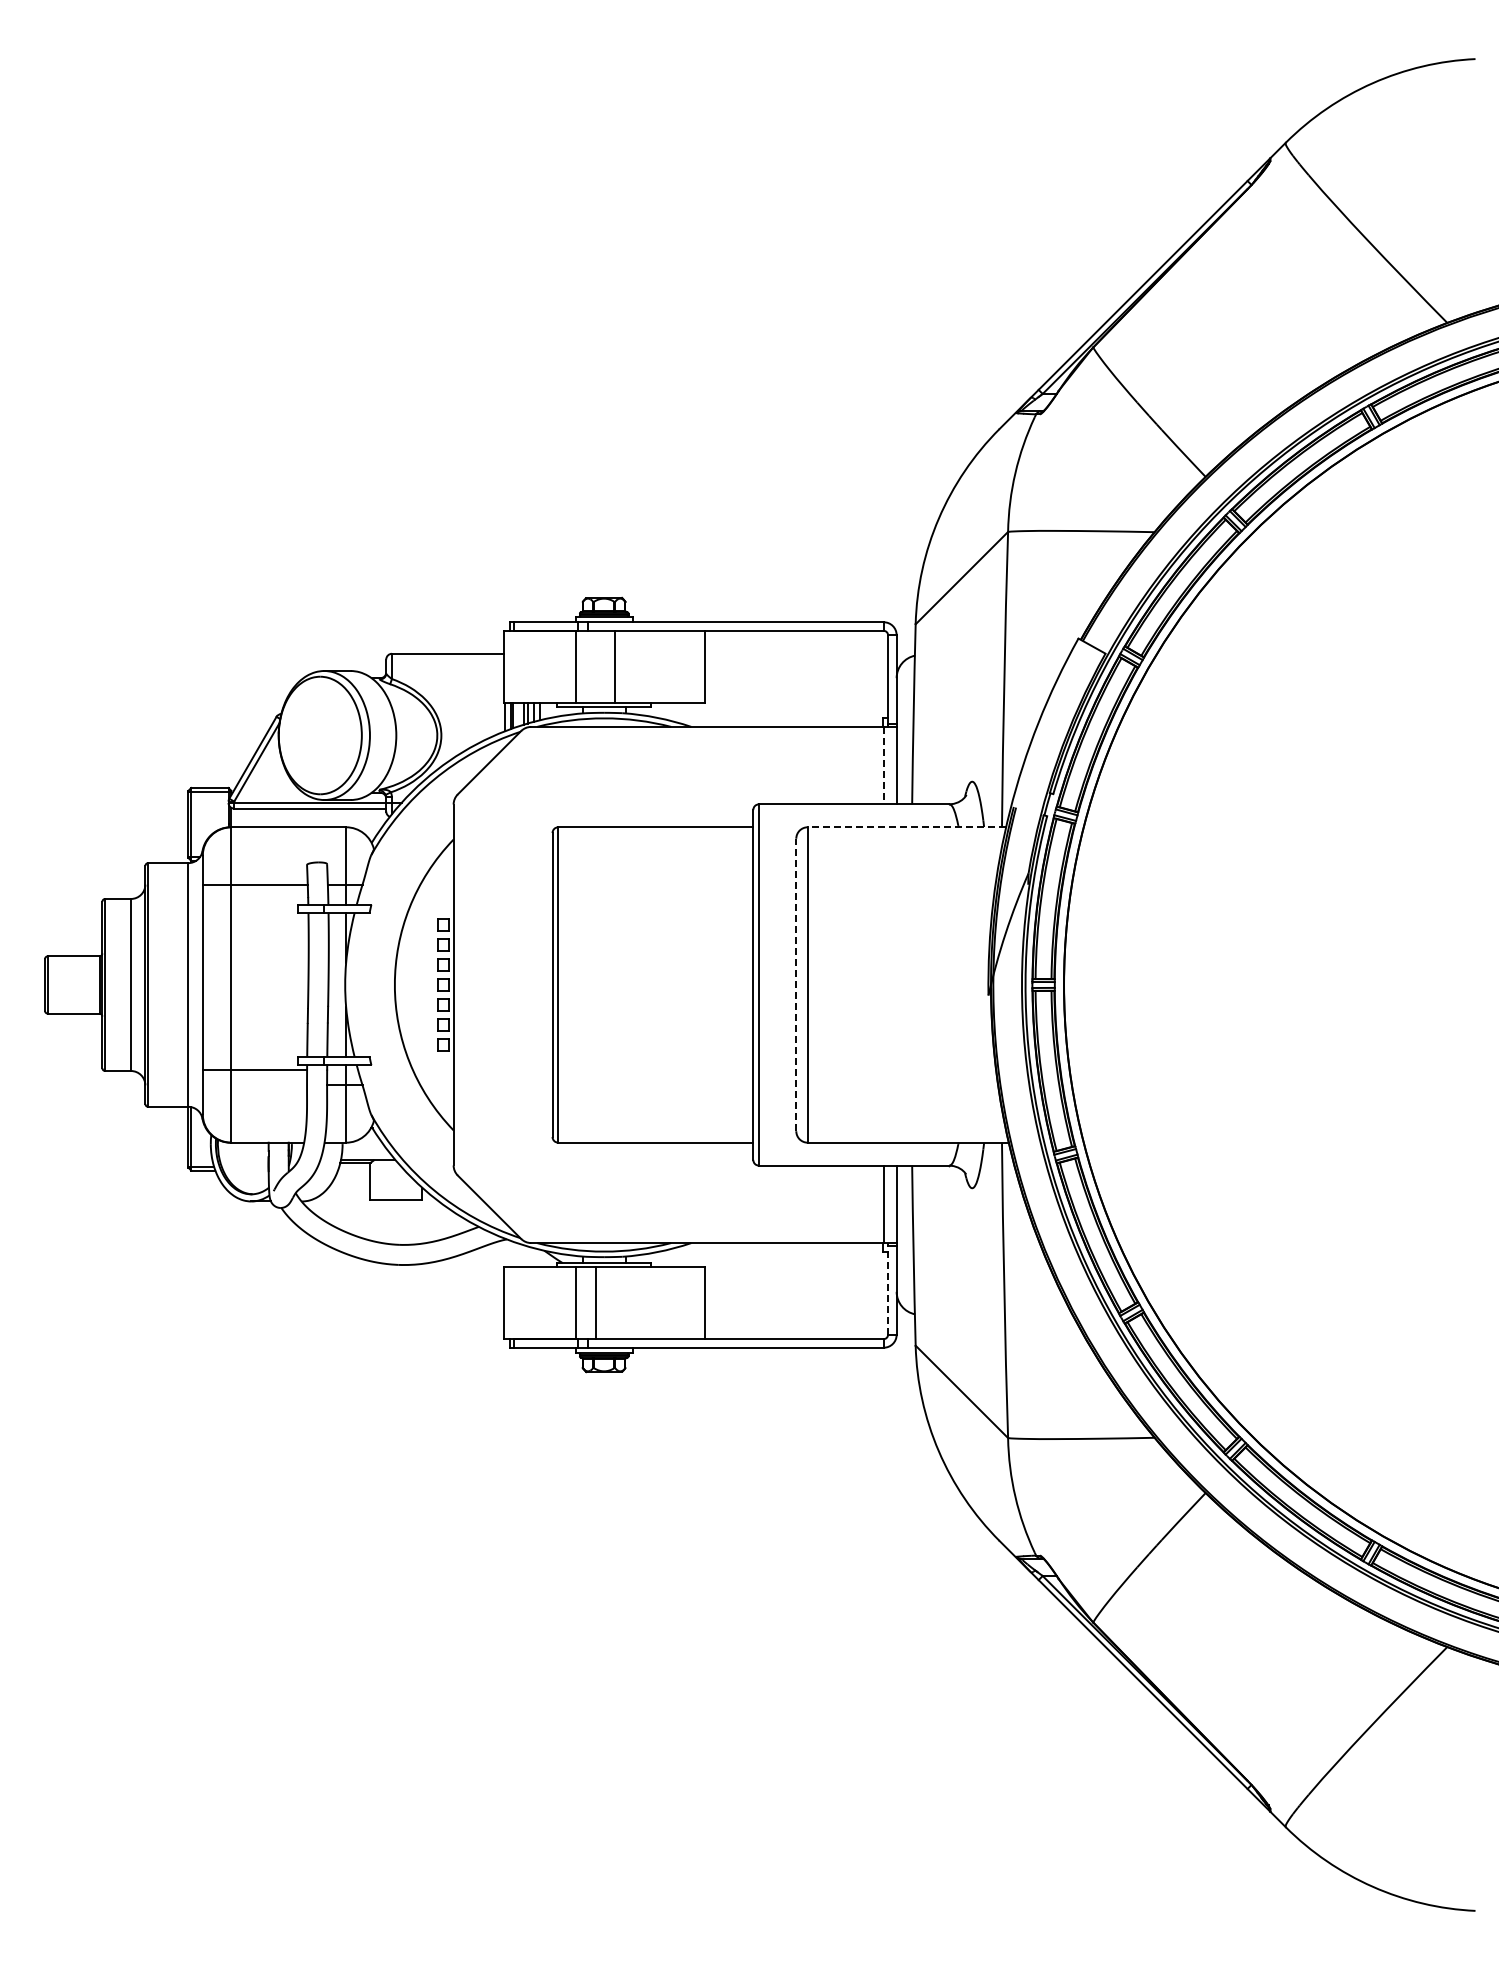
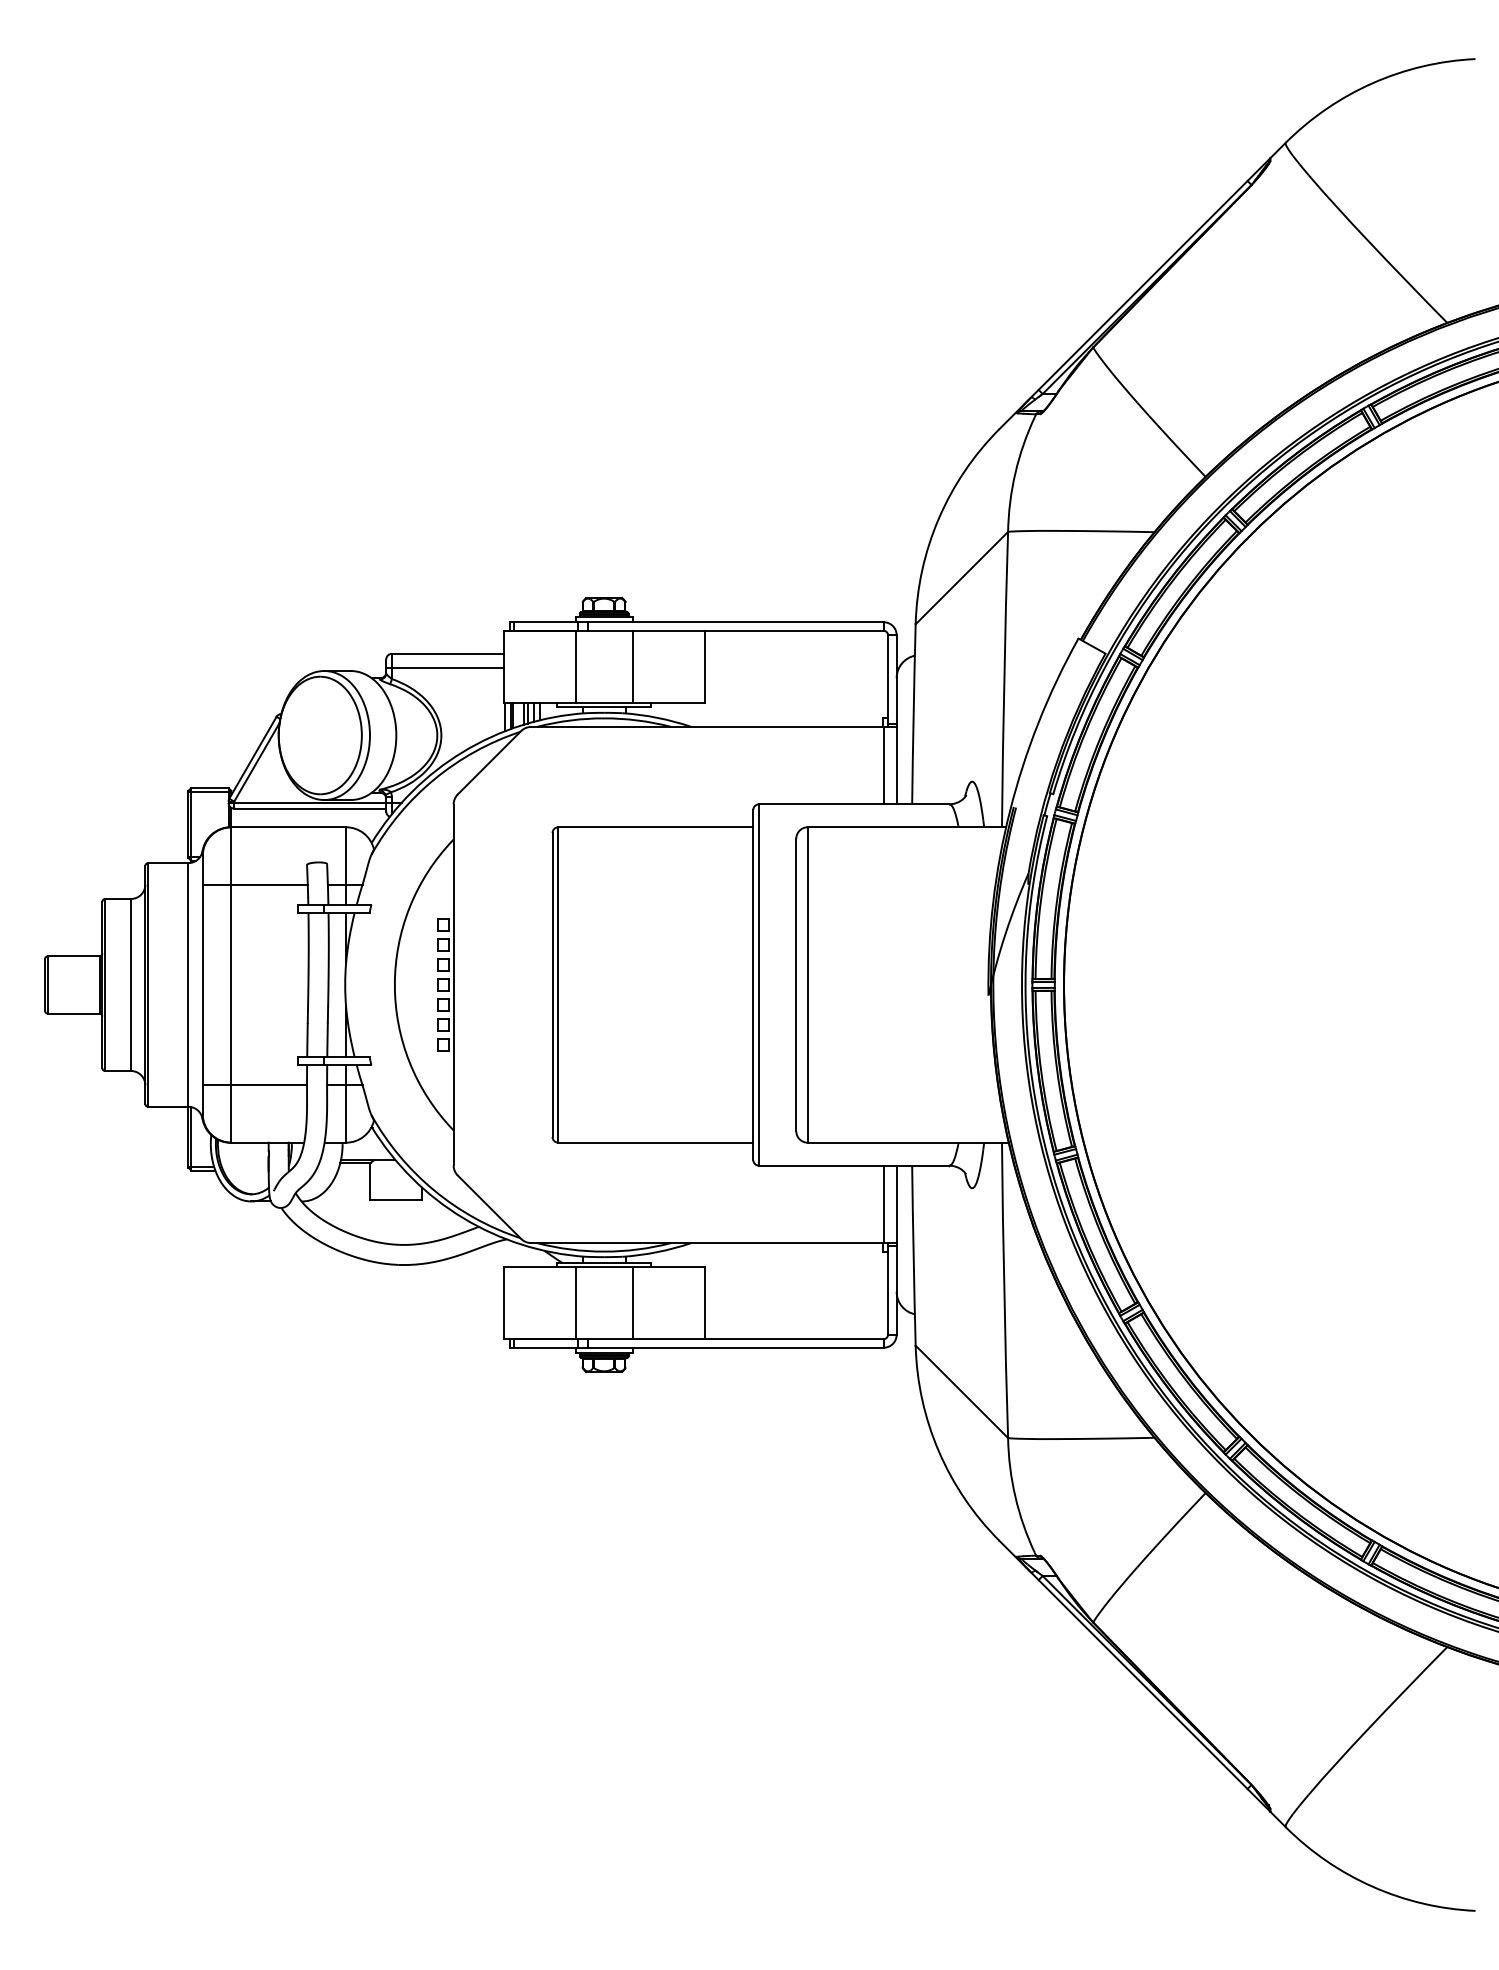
line position: (614, 666) -> (632, 666) (632, 666)
line: none -> present (444, 668)
line: dashed -> solid (883, 765)
line: dashed -> solid (906, 827)
line: dashed -> solid (796, 984)
line position: (254, 1070) -> (254, 1085) (254, 1085)
line: dashed -> solid (888, 1288)
line position: (595, 1303) -> (632, 1303) (632, 1303)
